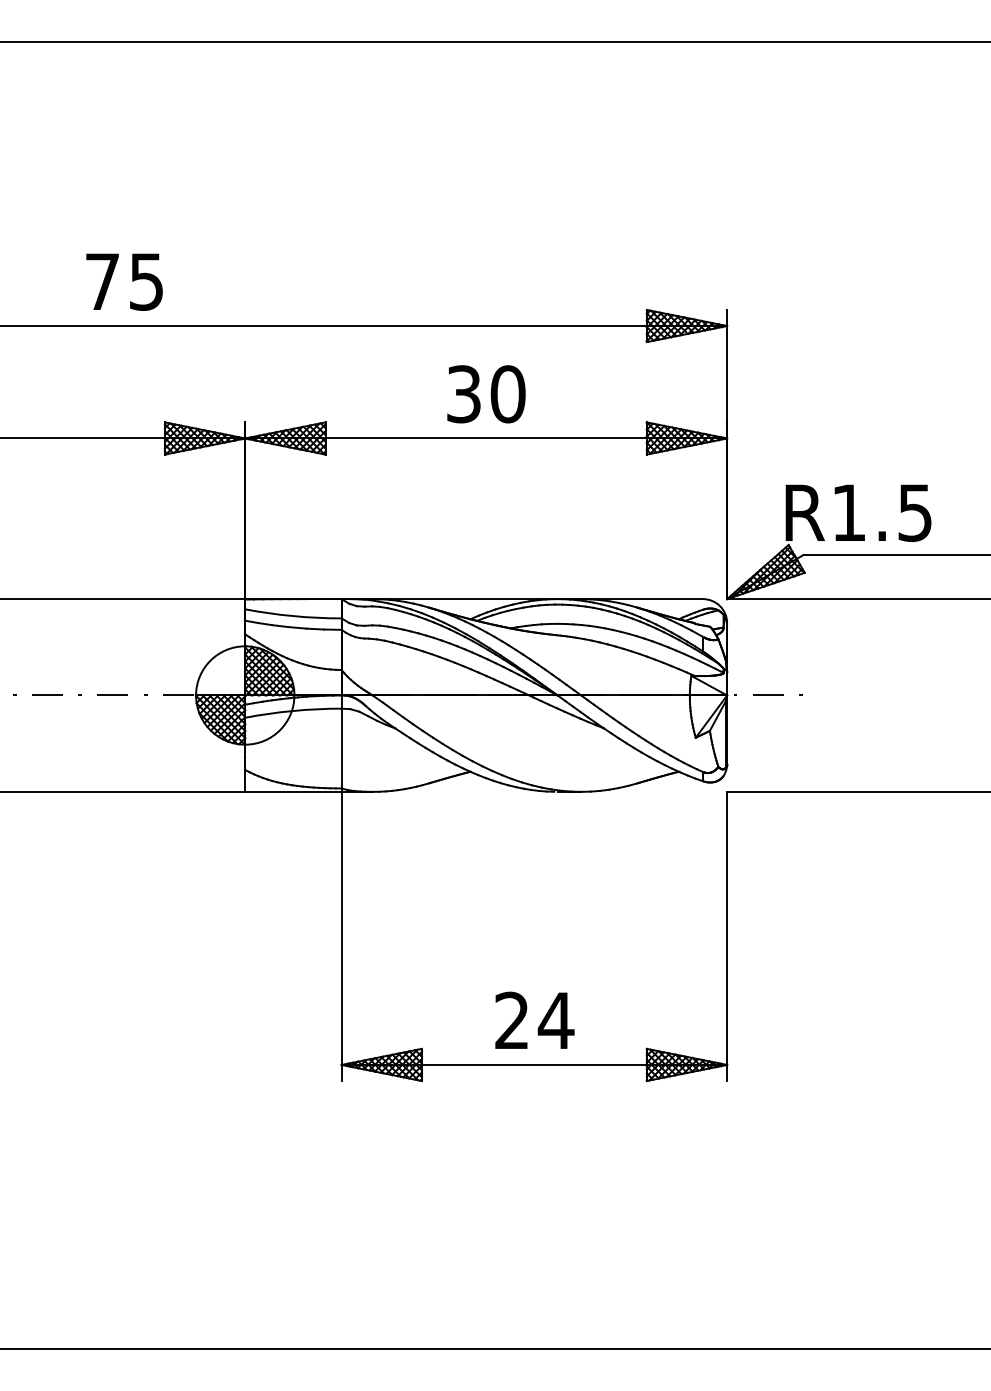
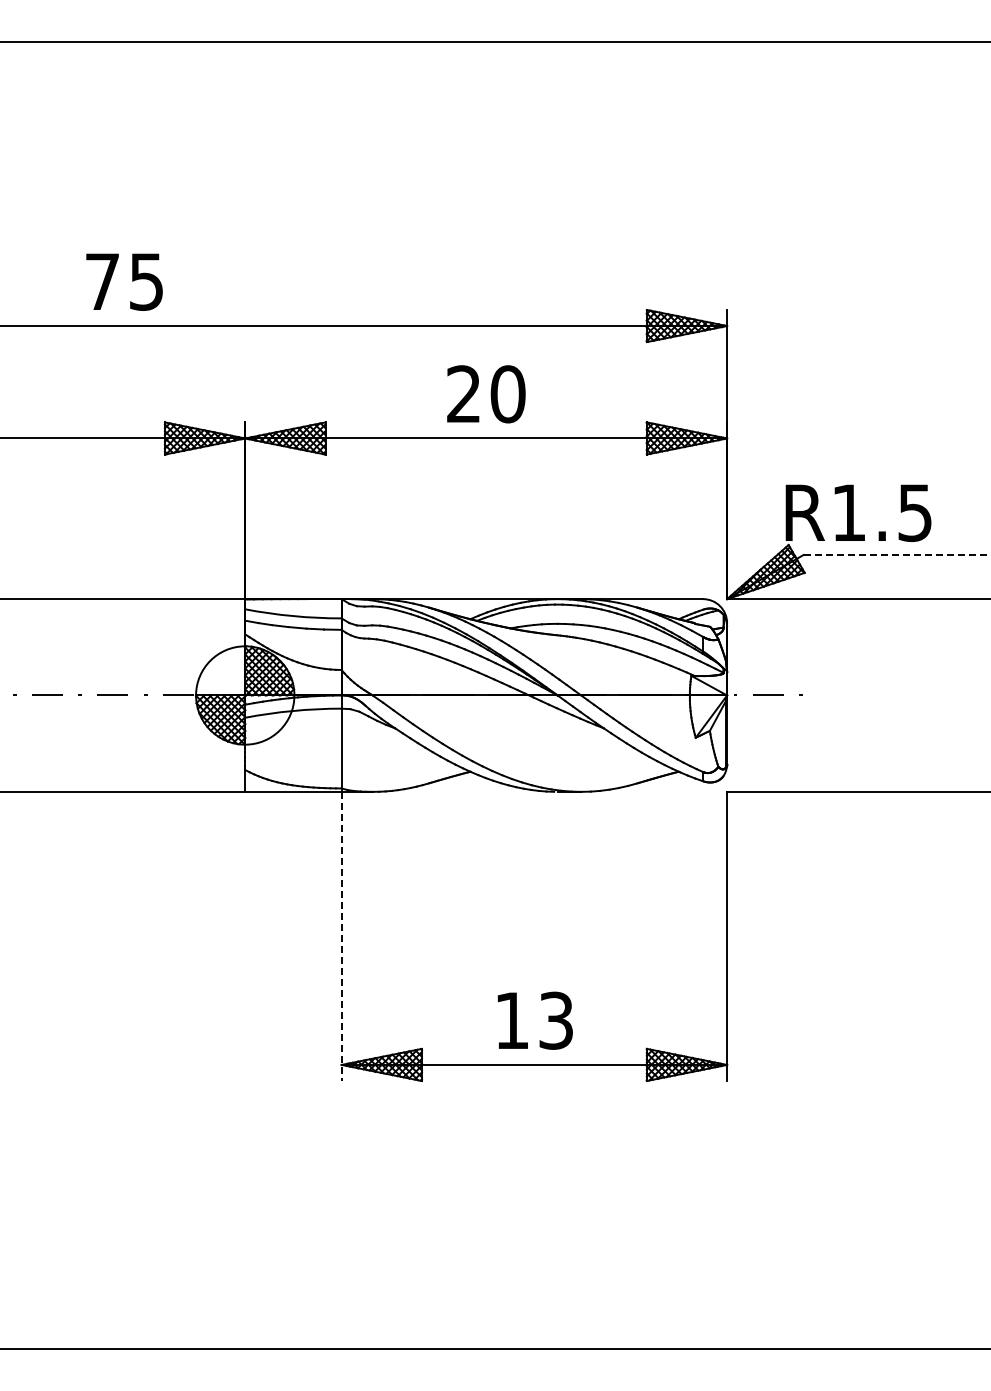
text: 30 -> 20 (463, 394)
line: solid -> dashed (897, 554)
line: solid -> dashed (341, 936)
text: 24 -> 13 (534, 1020)
